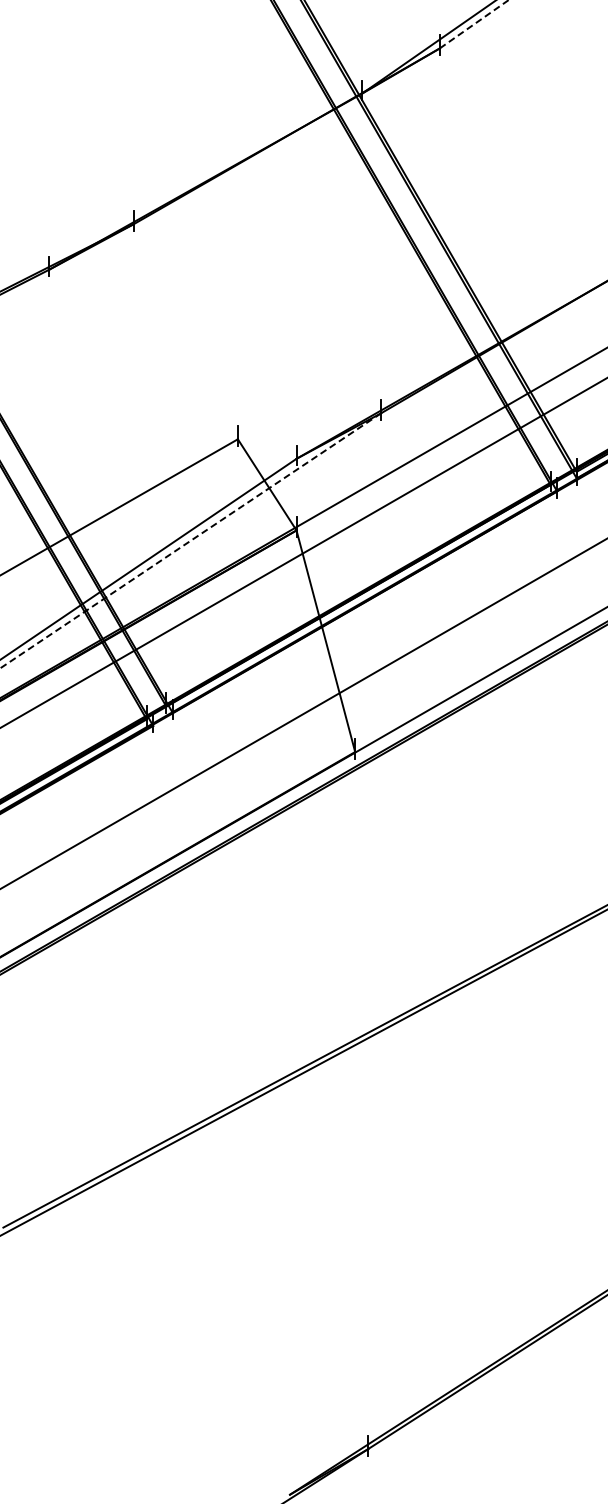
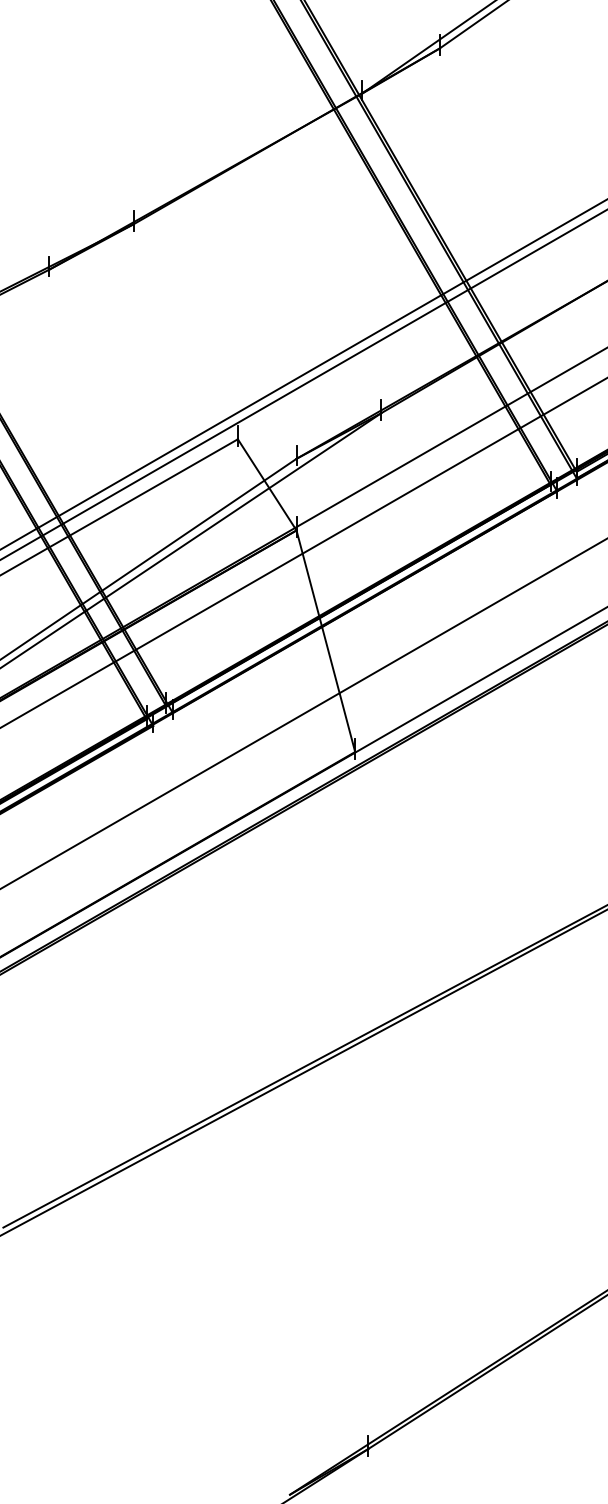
line: dashed -> solid (474, 24)
line: none -> present (303, 374)
line: none -> present (303, 384)
line: dashed -> solid (190, 541)
